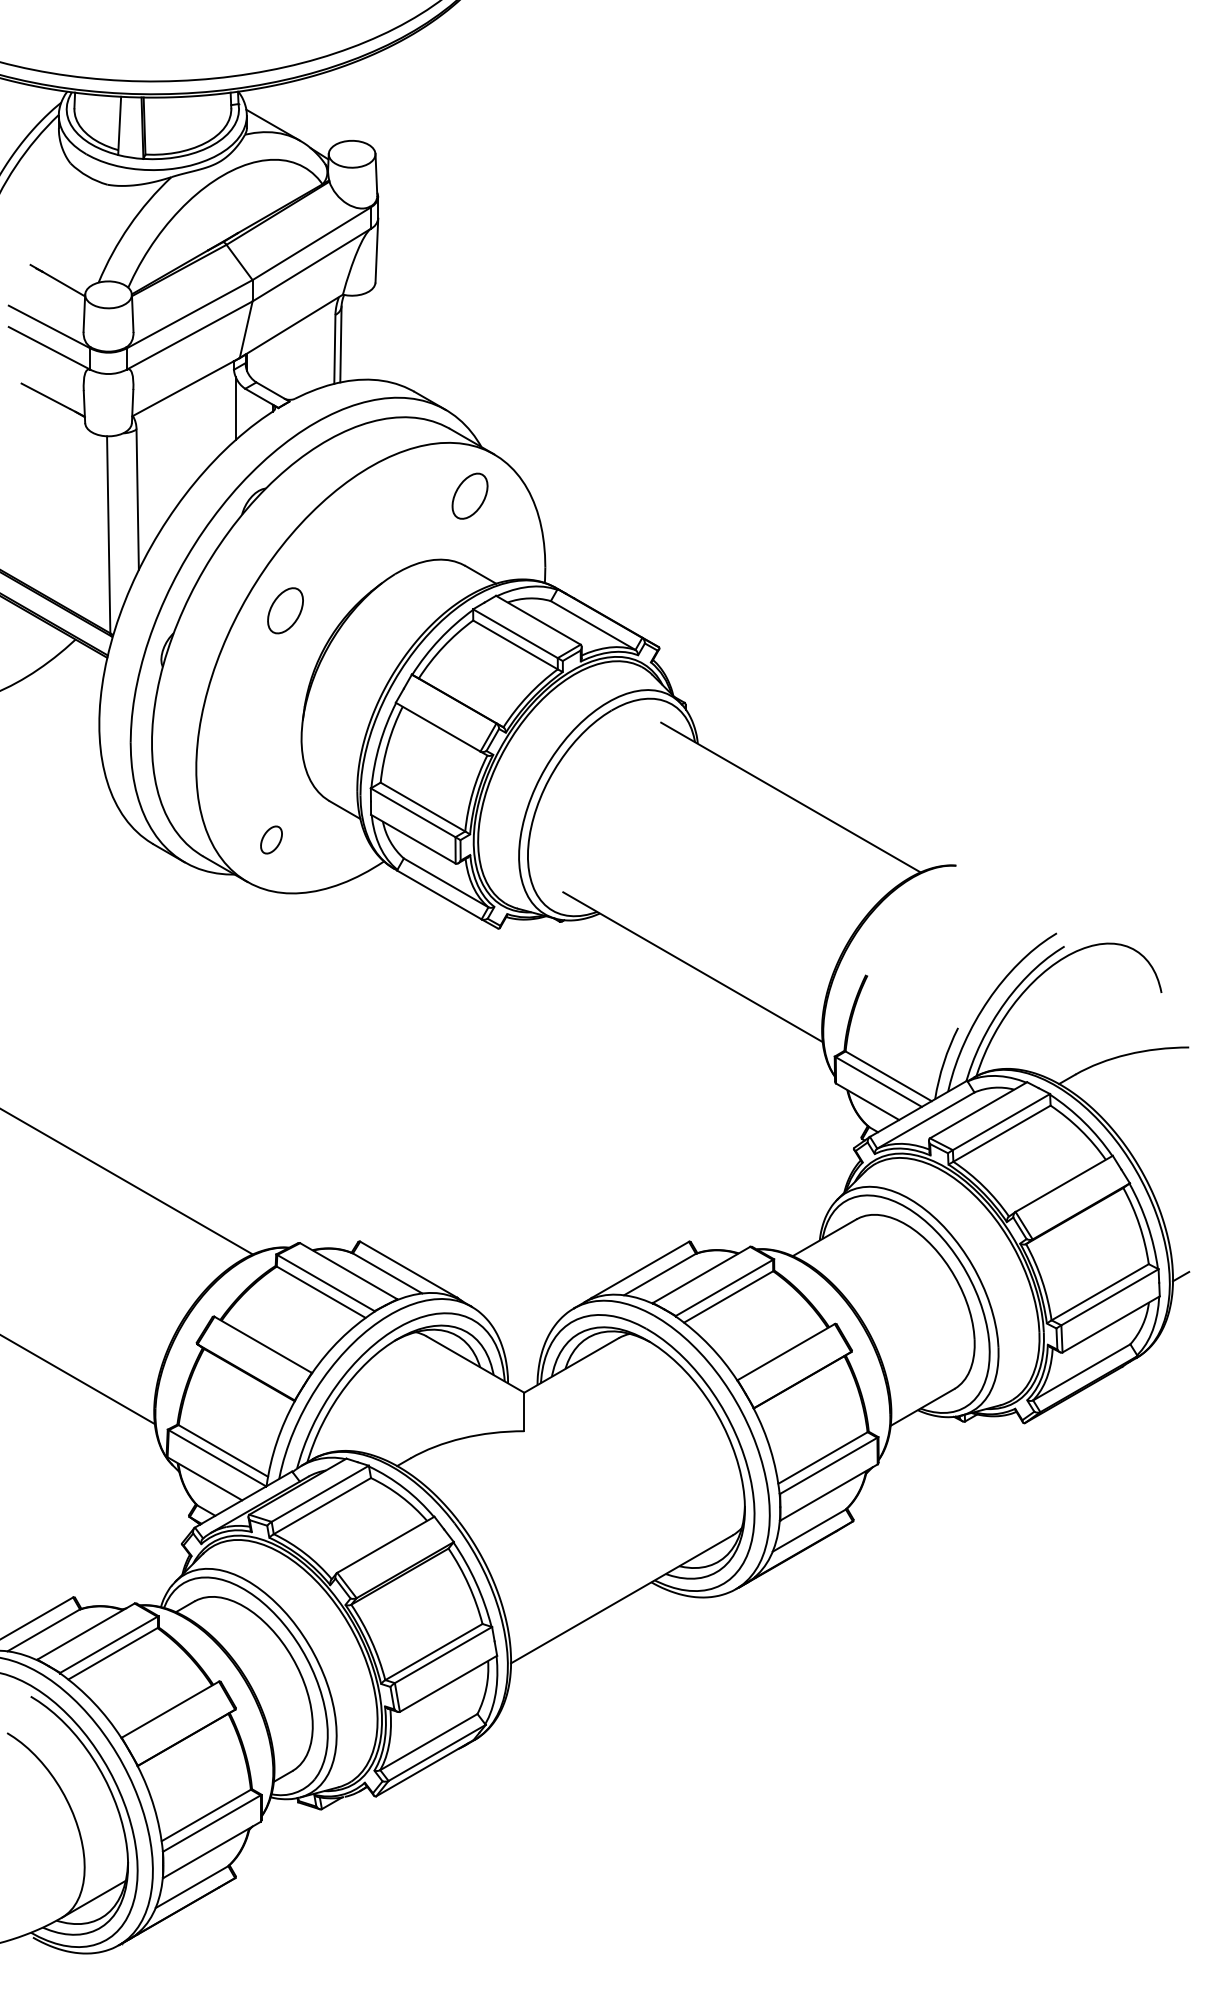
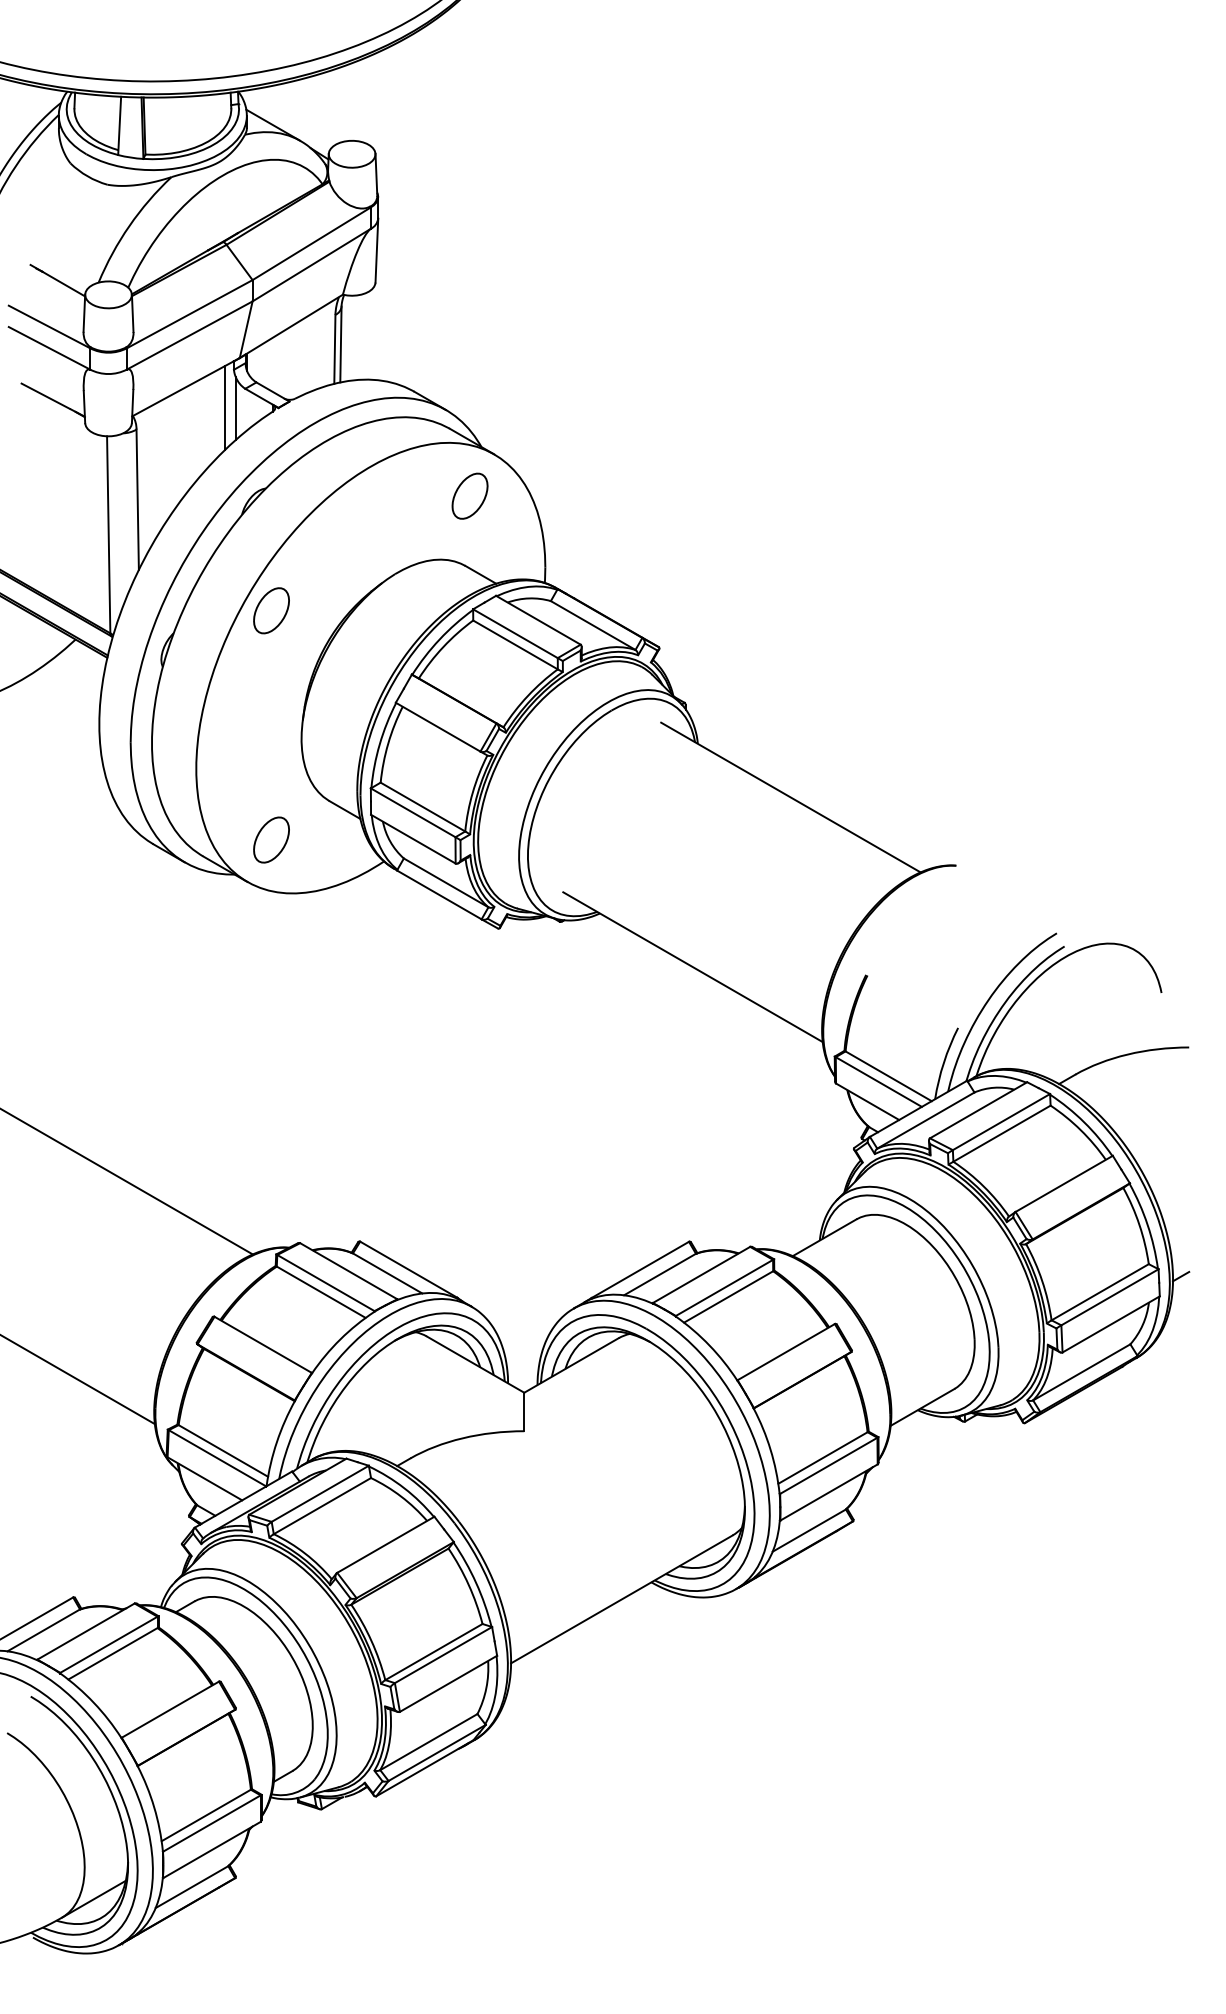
line: none -> present (224, 408)
part position: (285, 610) -> (271, 610) (271, 610)
part size: 23x30 px -> 37x48 px (271, 839)
